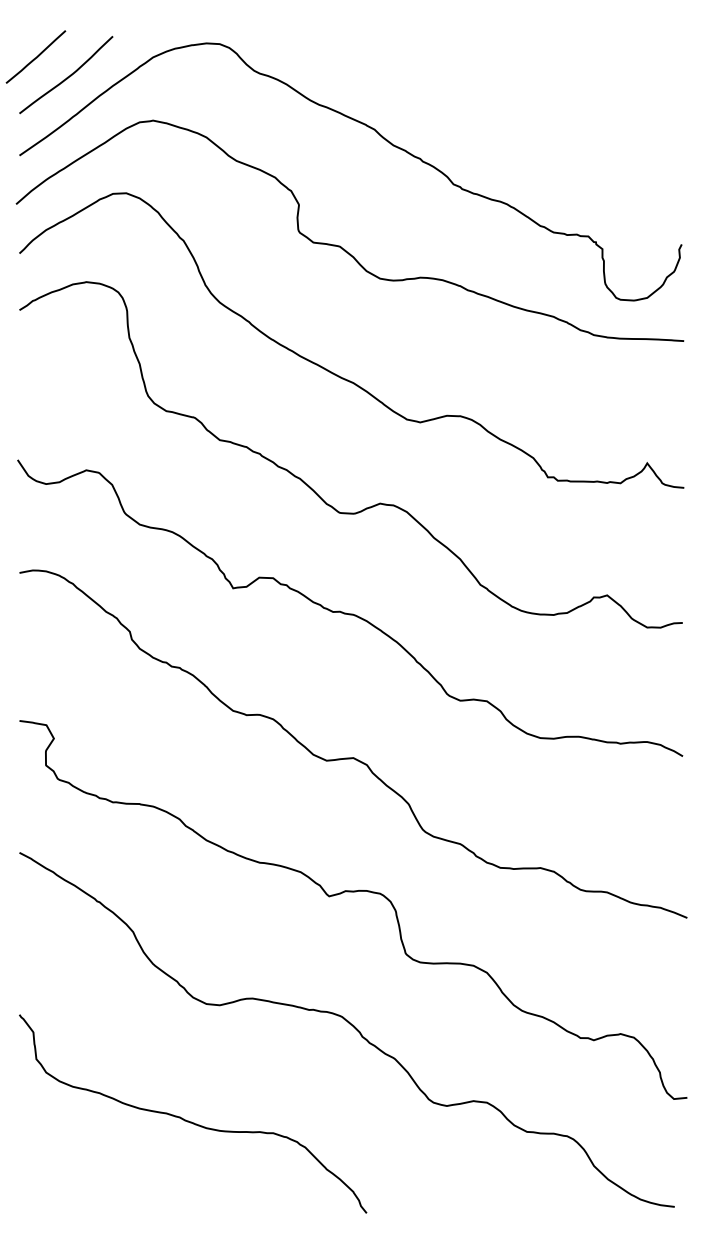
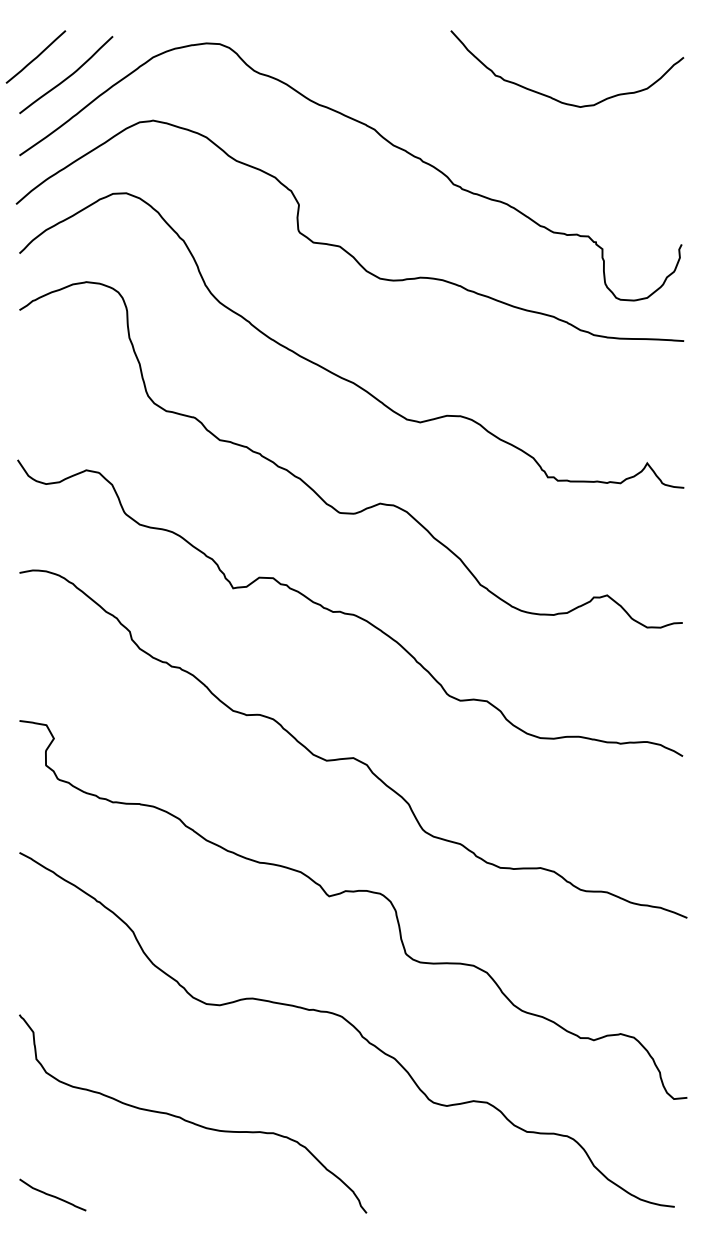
curve: none -> present (551, 96)
curve: none -> present (51, 1194)
